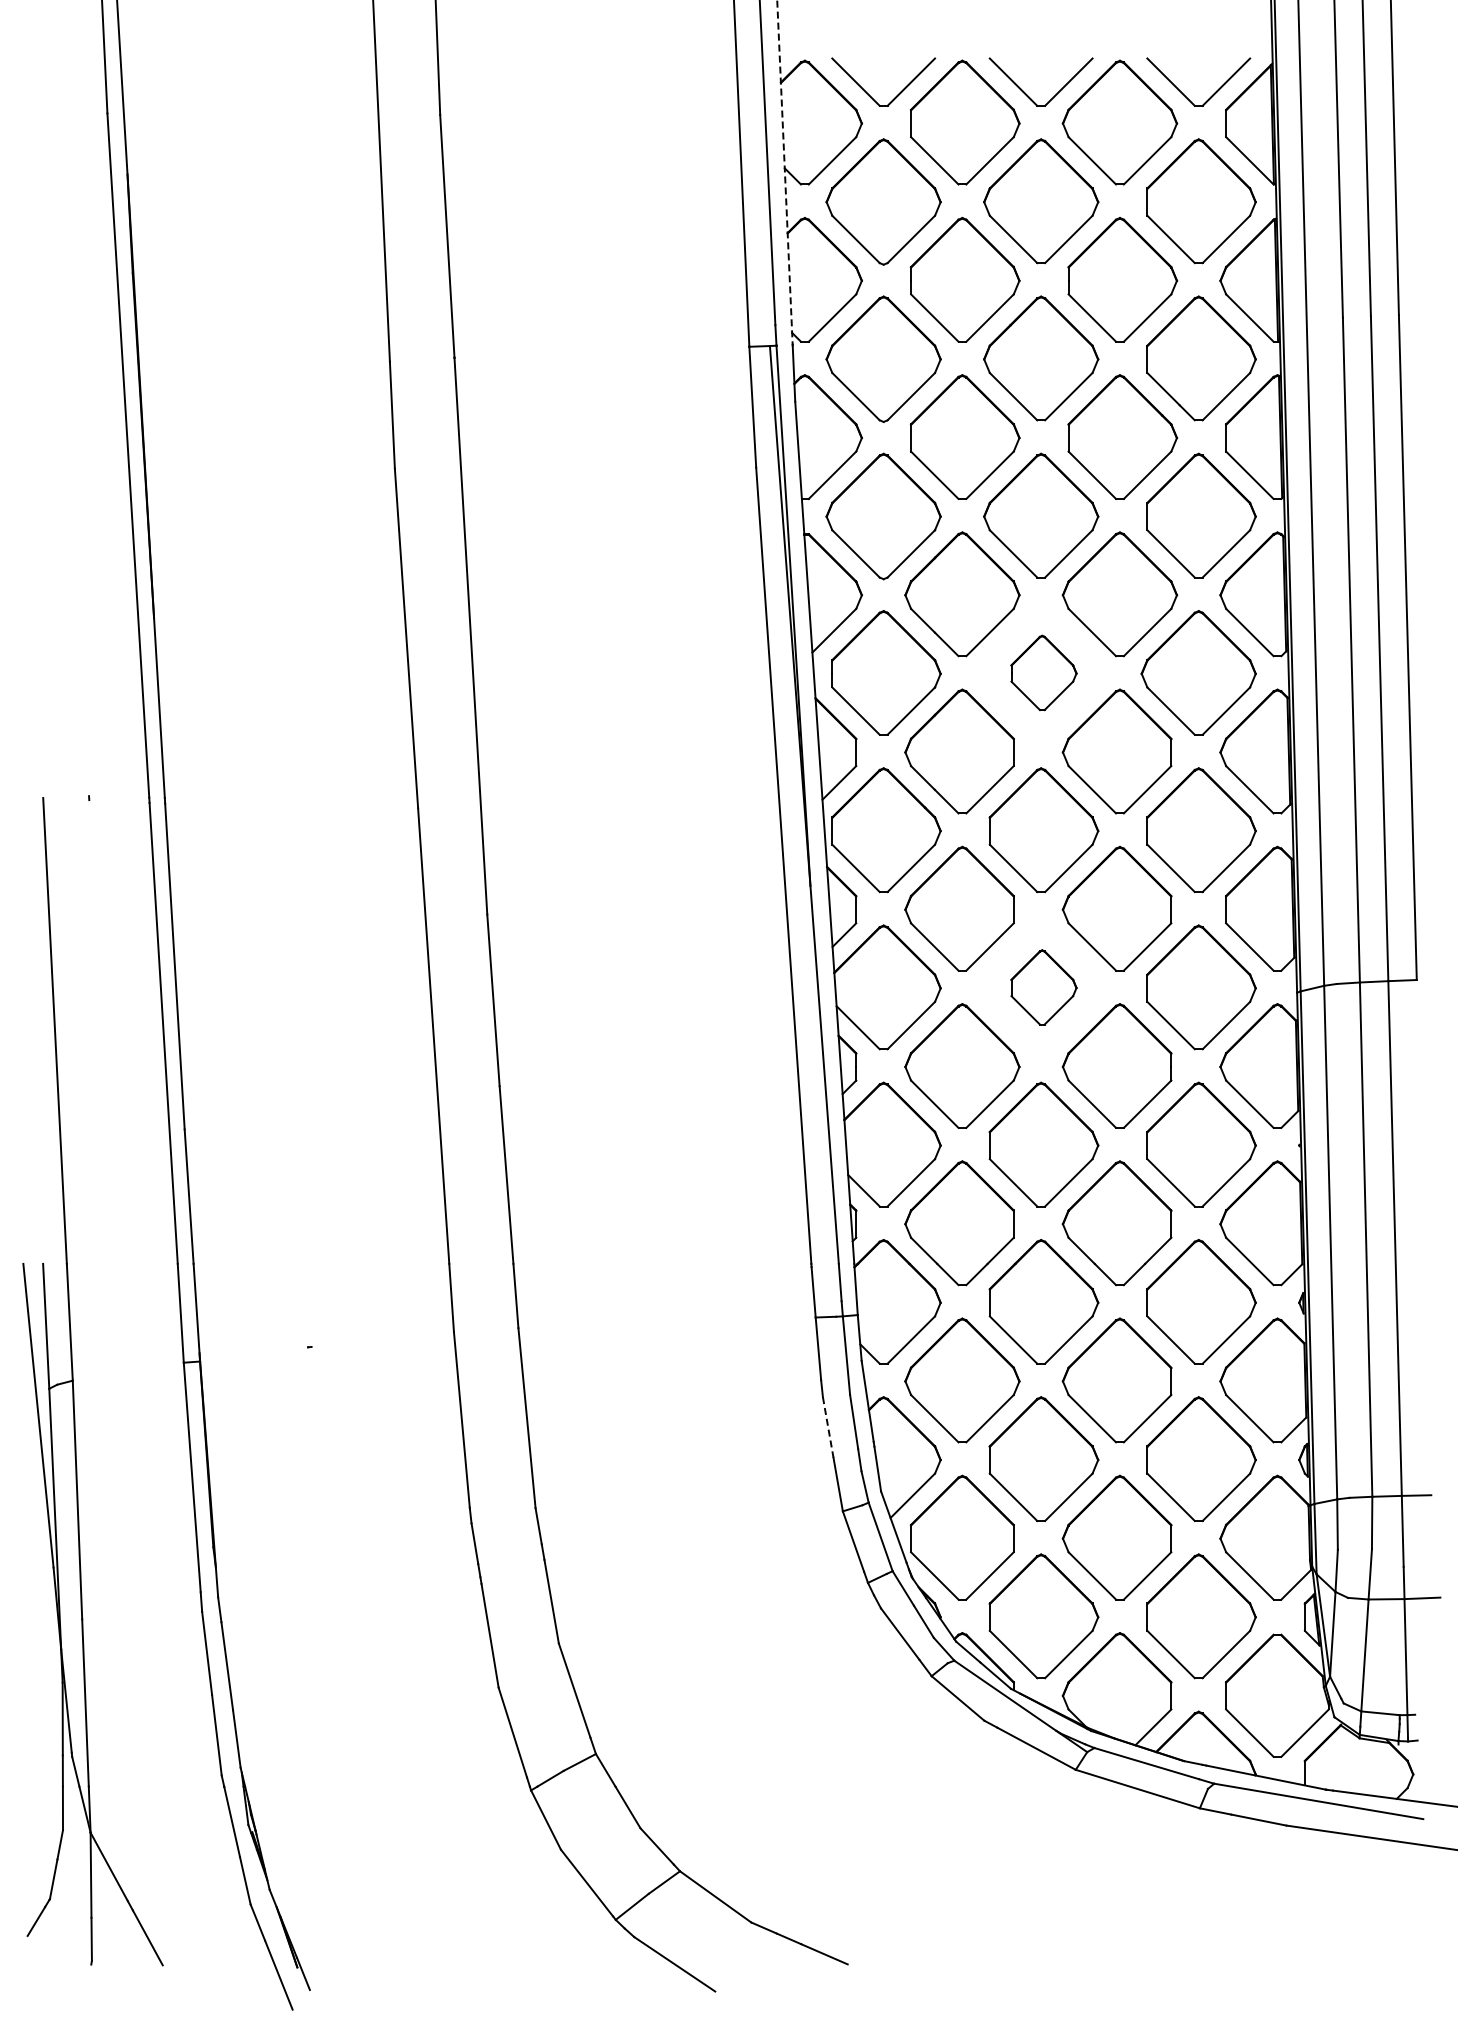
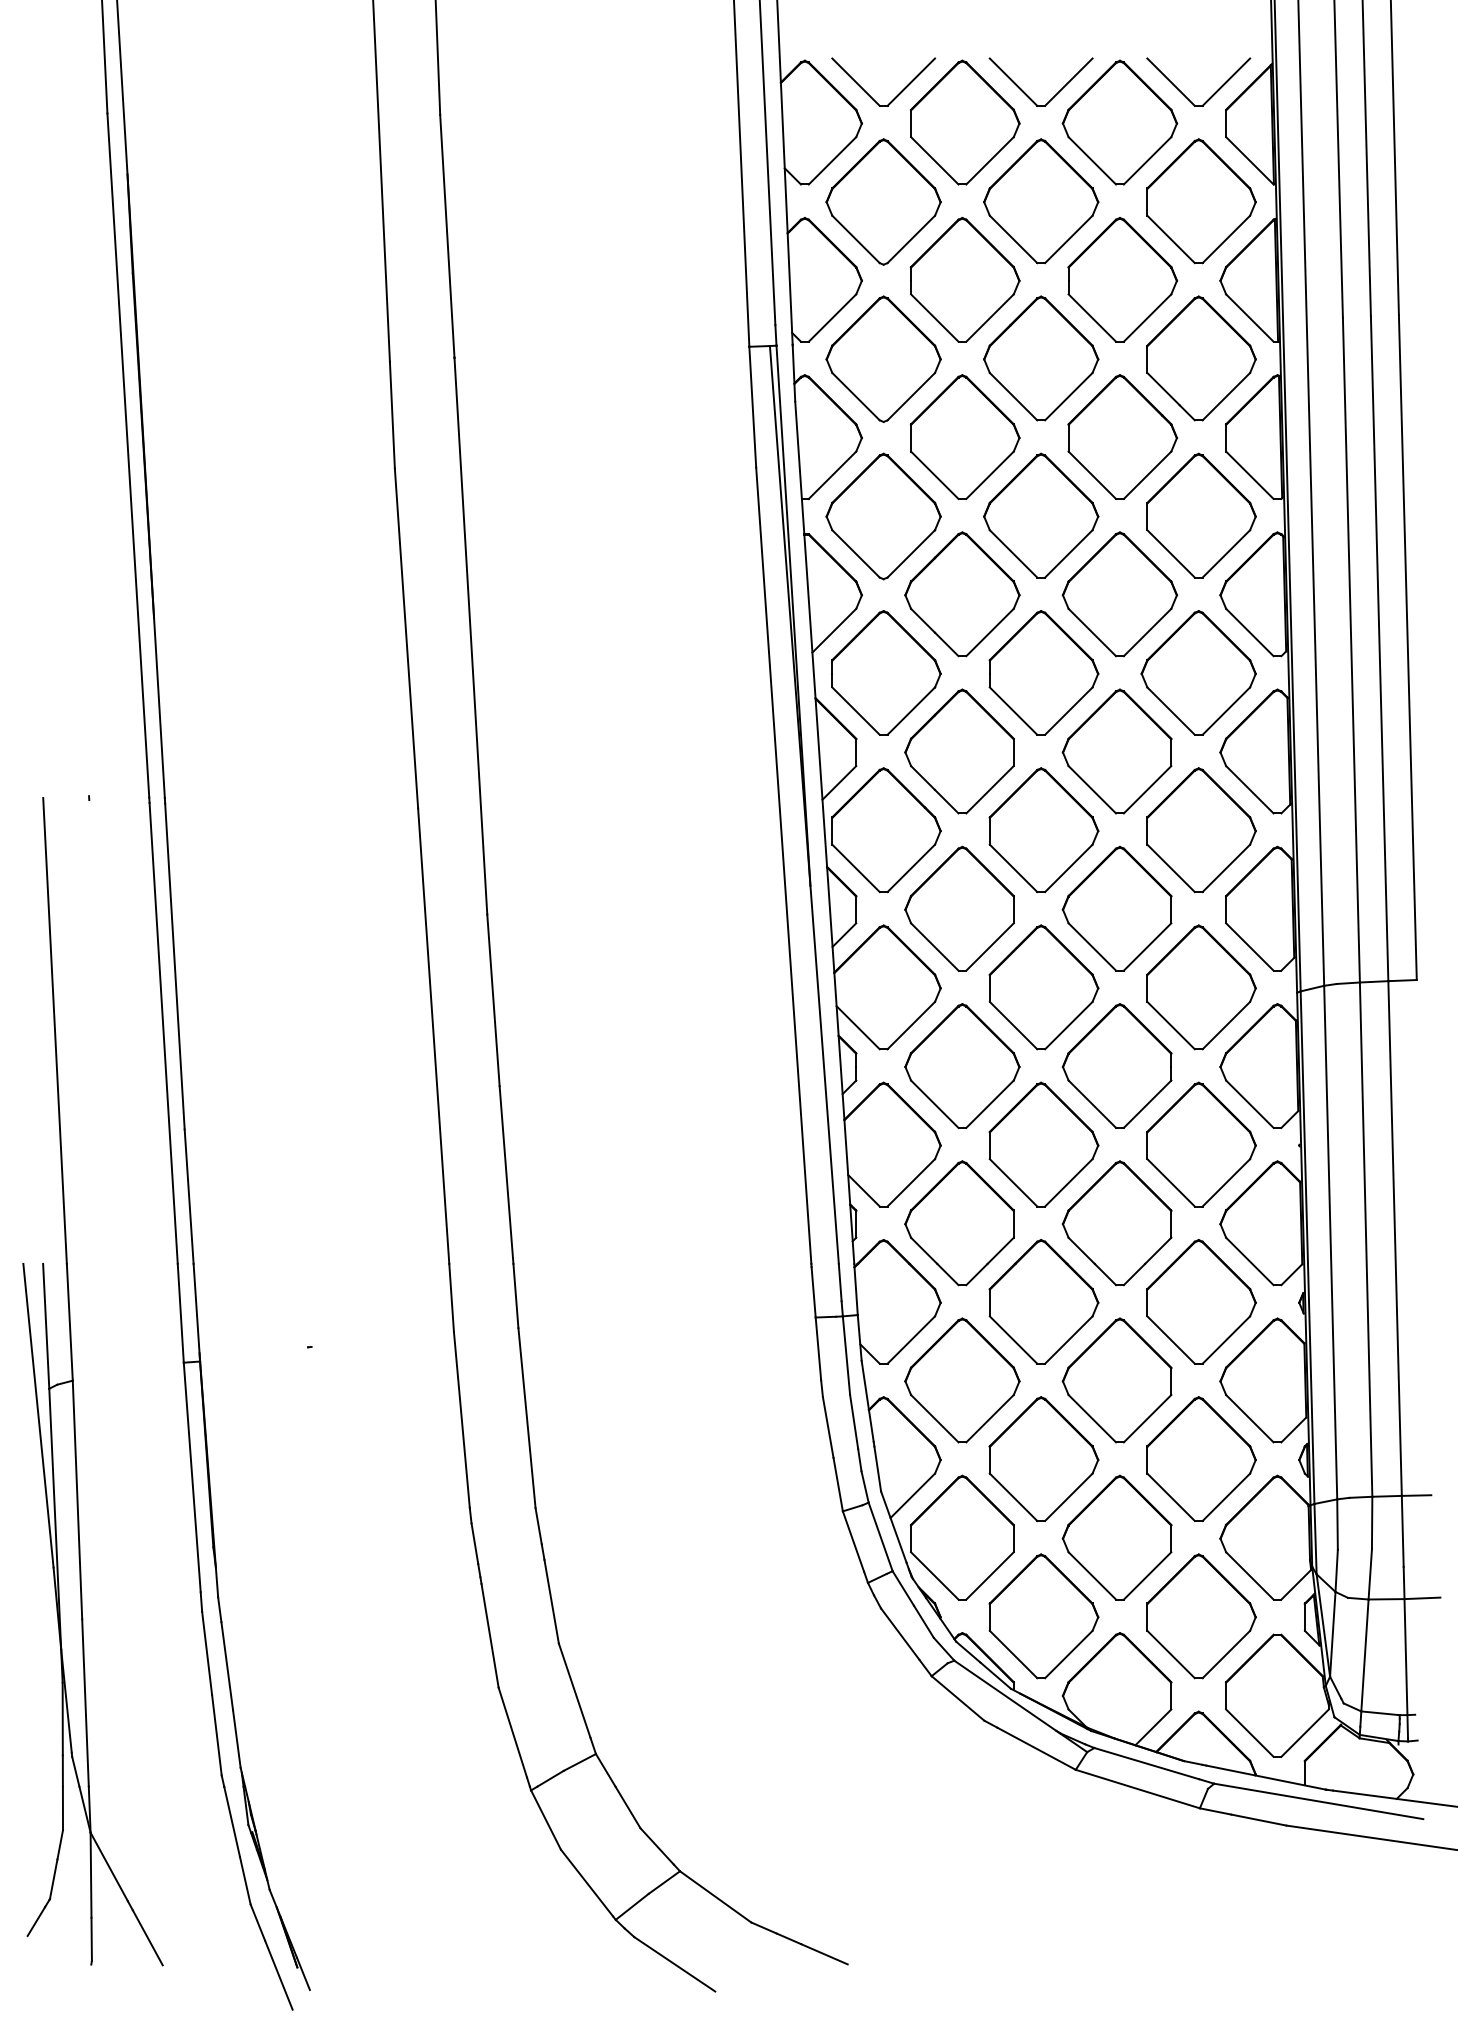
line: dashed -> solid (784, 172)
part size: 68x78 px -> 112x126 px (1043, 672)
part size: 68x77 px -> 112x127 px (1043, 987)
line: dashed -> solid (828, 1427)
